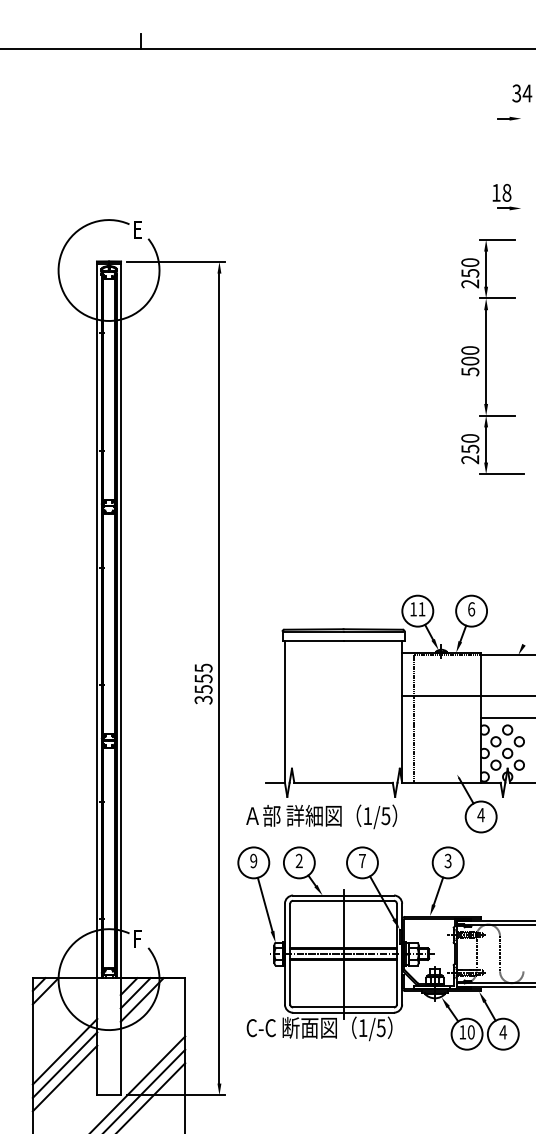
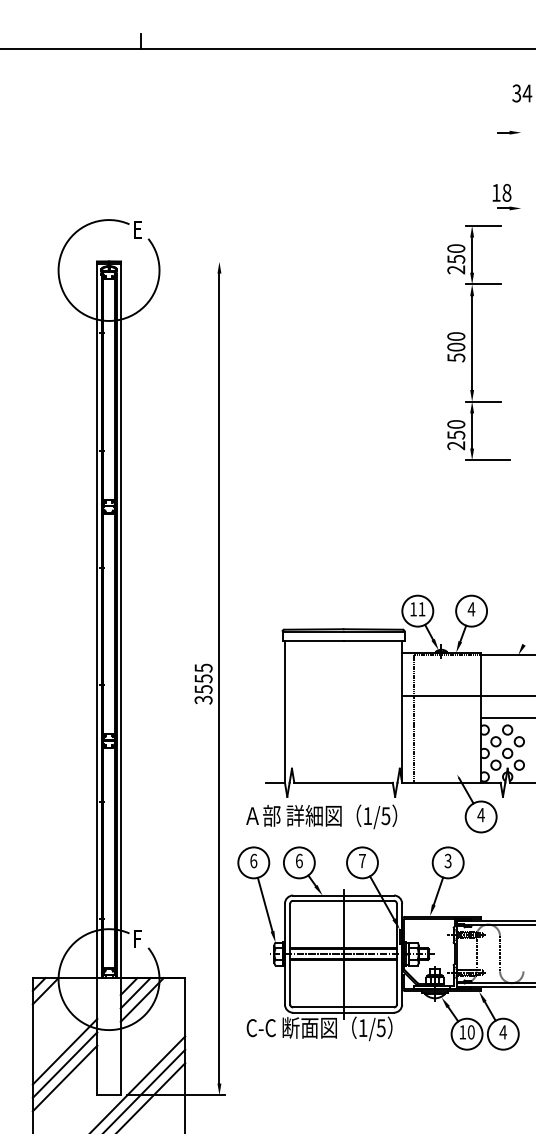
part position: (508, 118) -> (508, 132) (508, 132)
line: present -> none (175, 261)
part position: (492, 356) -> (478, 342) (478, 342)
text: 6 -> 4 (471, 609)
text: 9 -> 6 (253, 860)
text: 2 -> 6 (298, 860)
